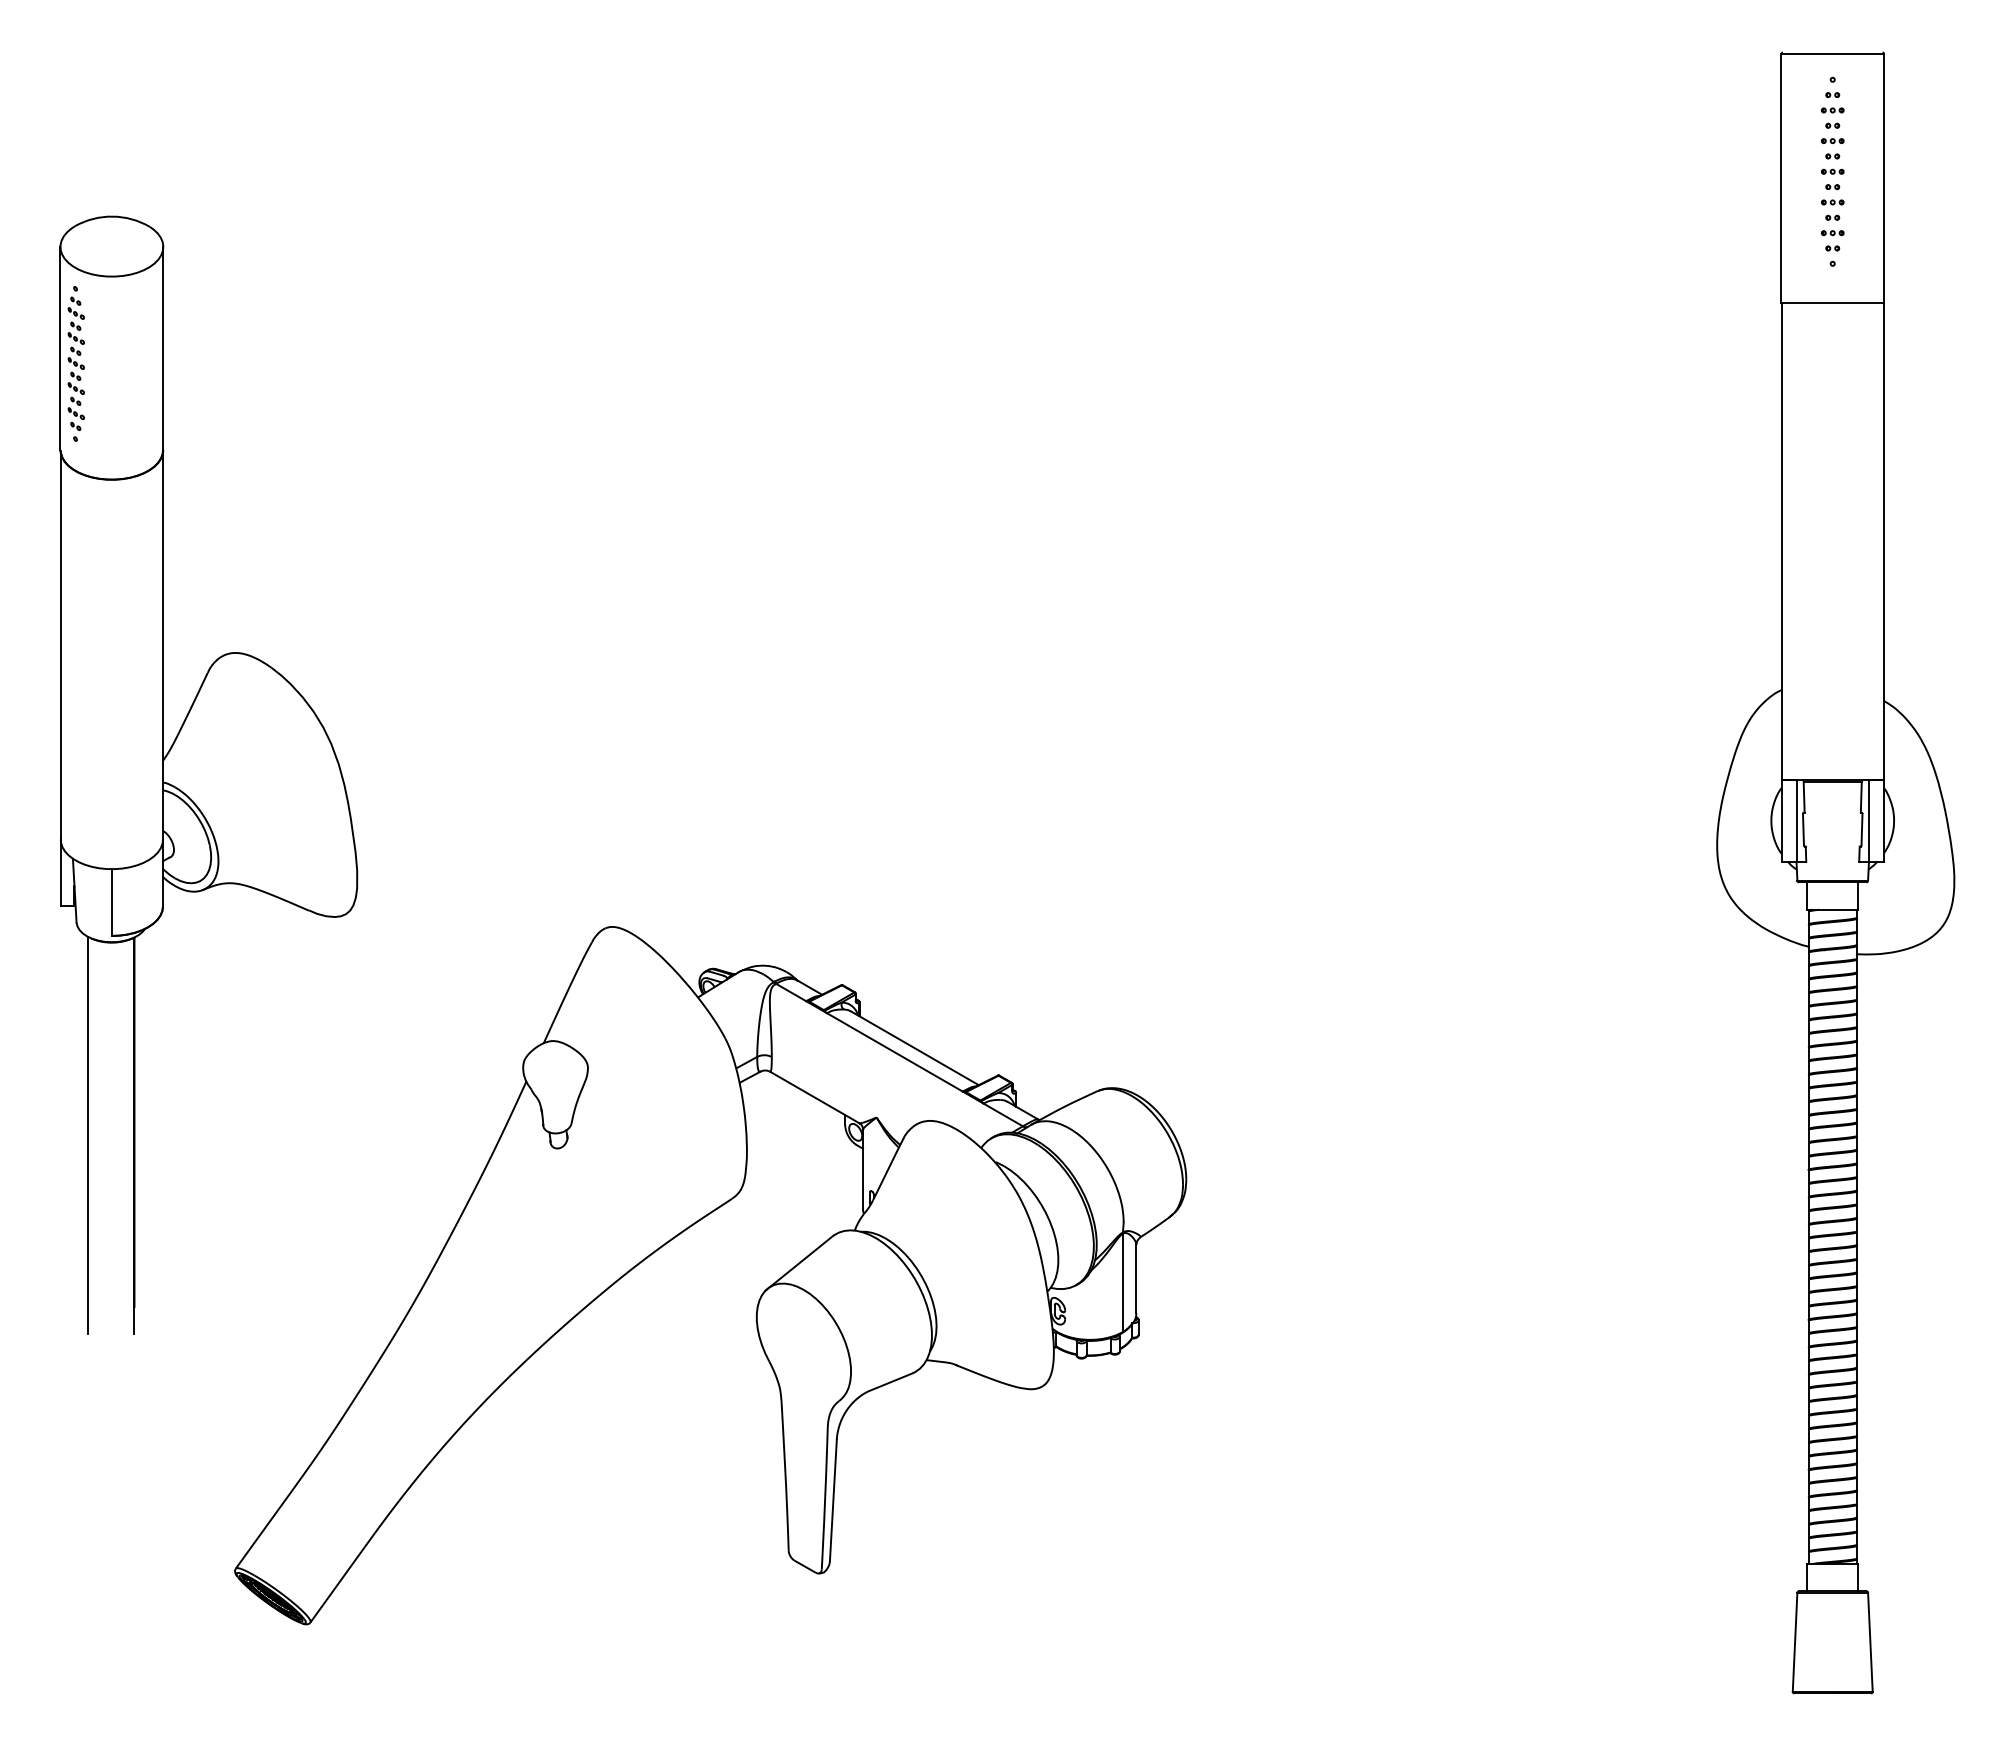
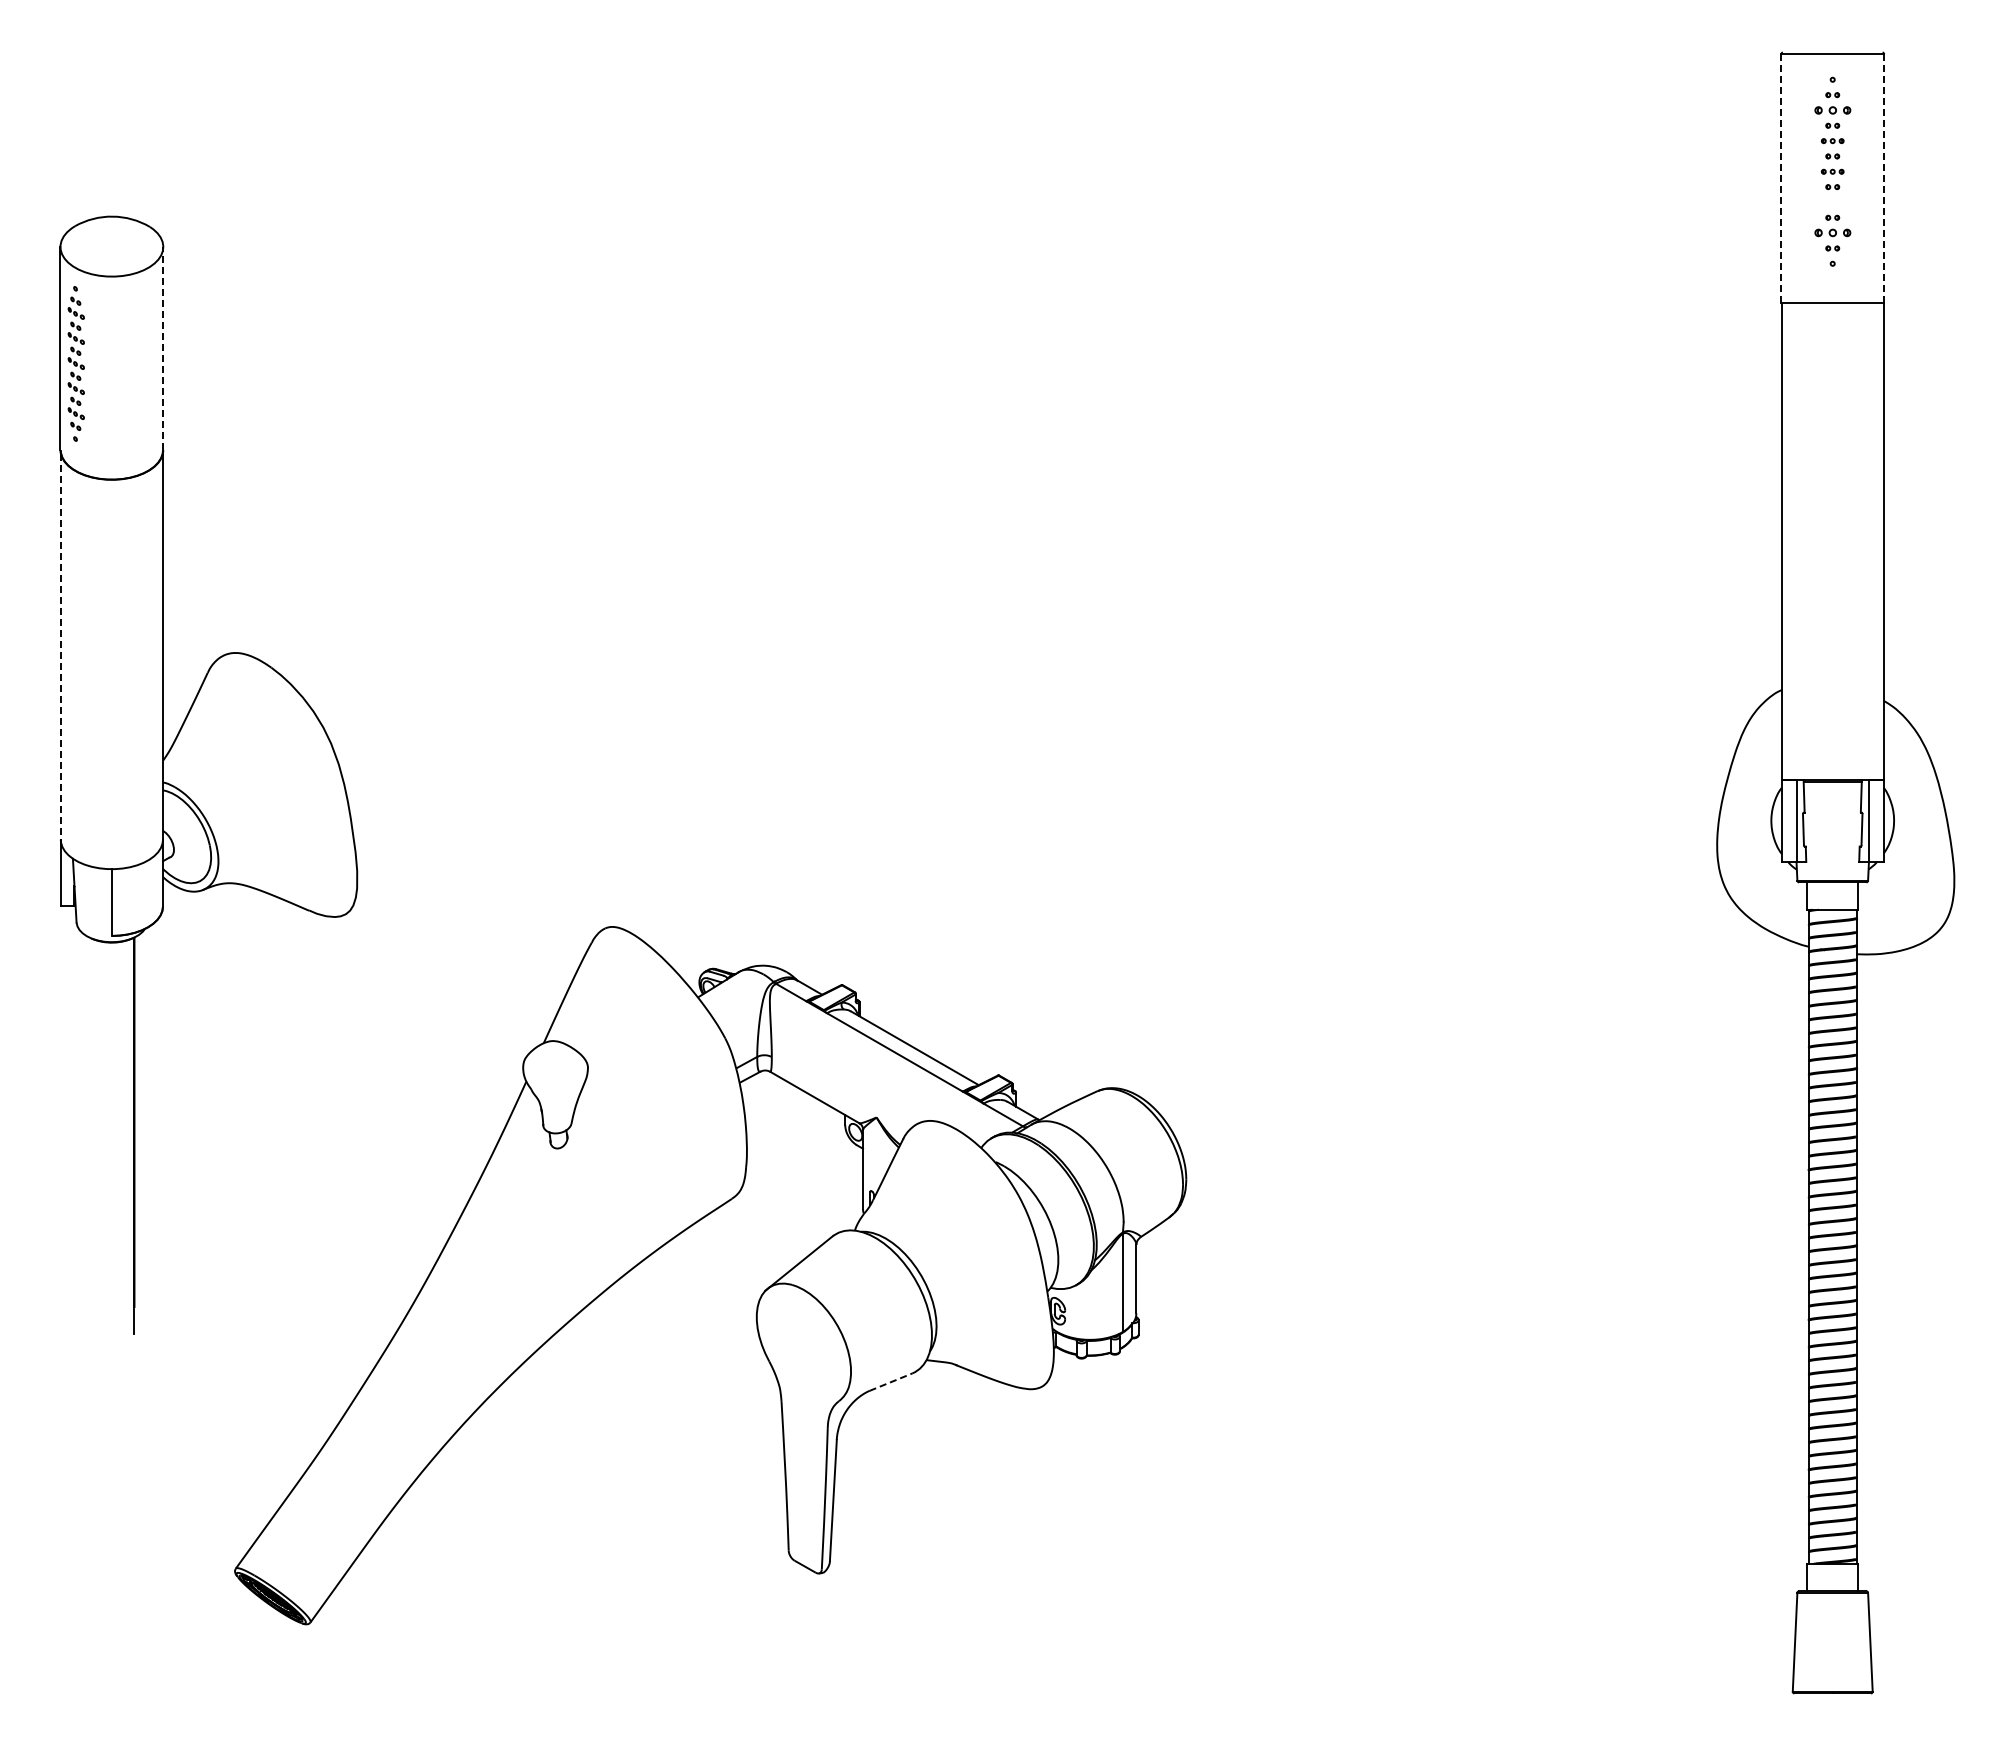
part size: 25x7 px -> 38x9 px (1832, 110)
line: solid -> dashed (1884, 178)
line: solid -> dashed (1781, 179)
part: present -> none (1832, 202)
part size: 25x7 px -> 38x10 px (1832, 232)
line: solid -> dashed (163, 348)
line: solid -> dashed (60, 647)
line: present -> none (88, 1135)
line: solid -> dashed (891, 1382)
